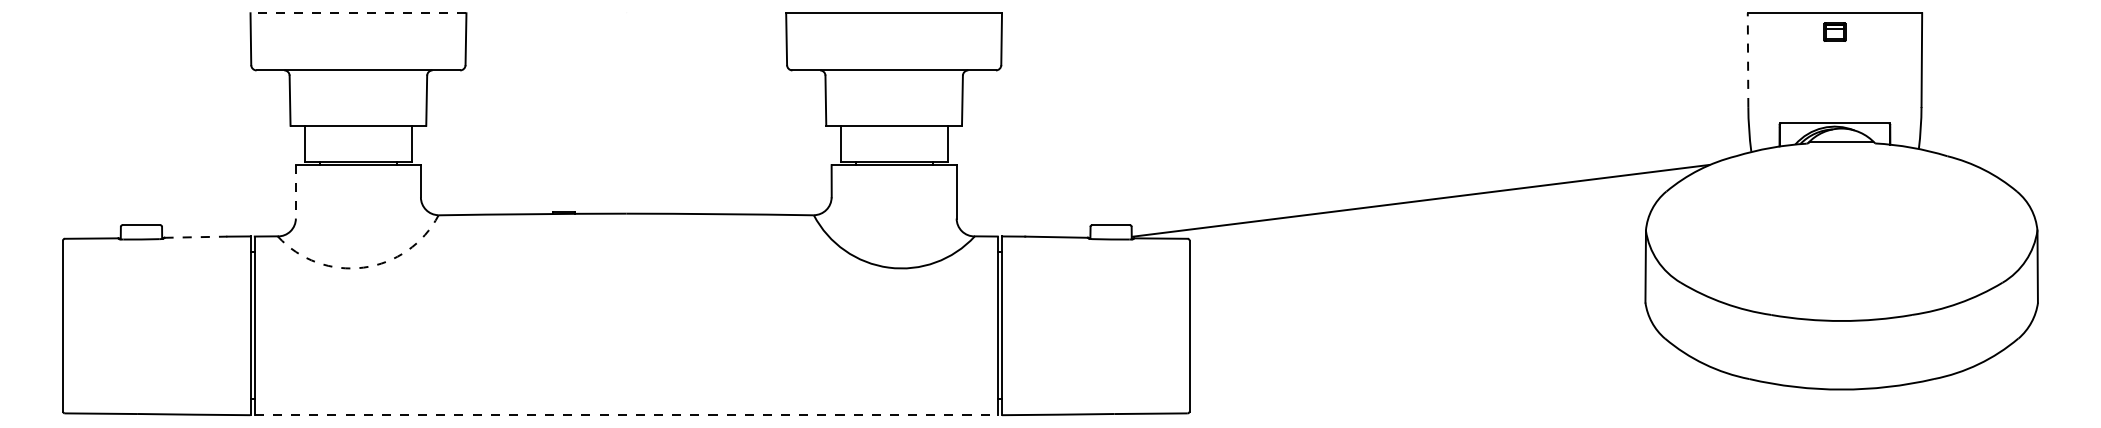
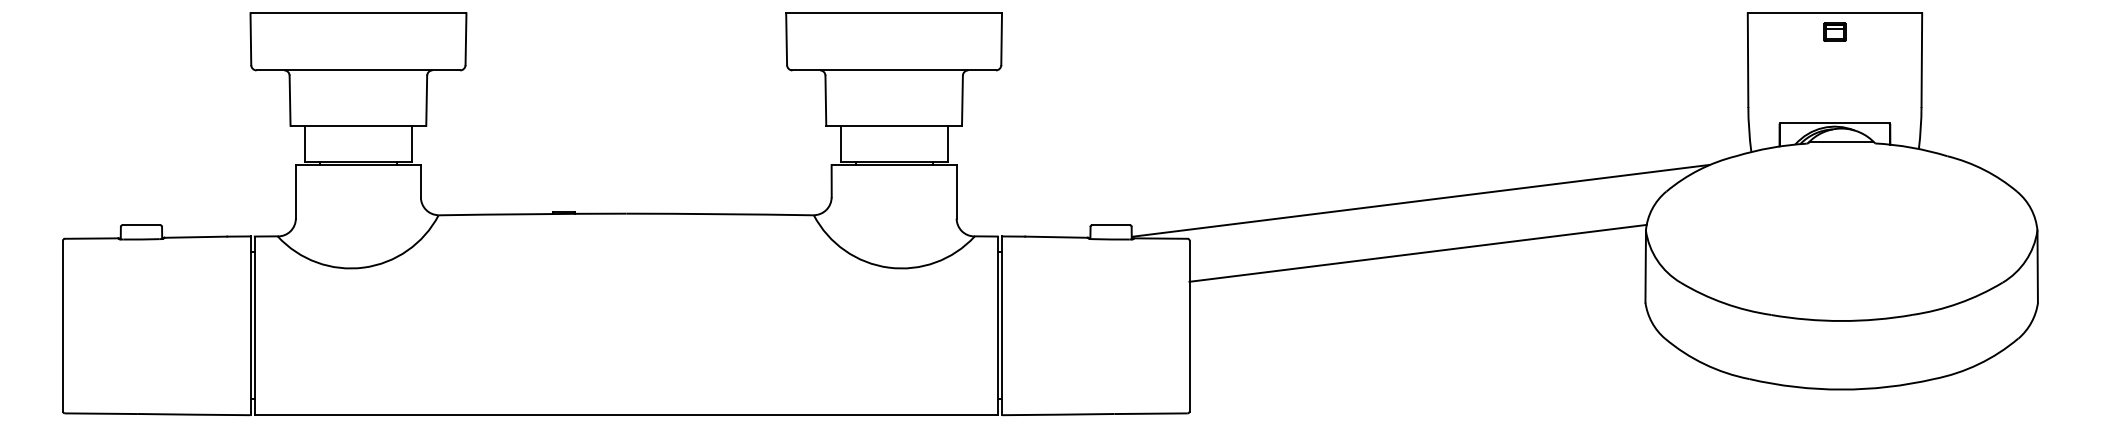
line: dashed -> solid (358, 13)
line: dashed -> solid (1748, 60)
line: dashed -> solid (295, 191)
line: dashed -> solid (196, 237)
line: none -> present (1417, 252)
arc: dashed -> solid (363, 267)
line: dashed -> solid (626, 415)
